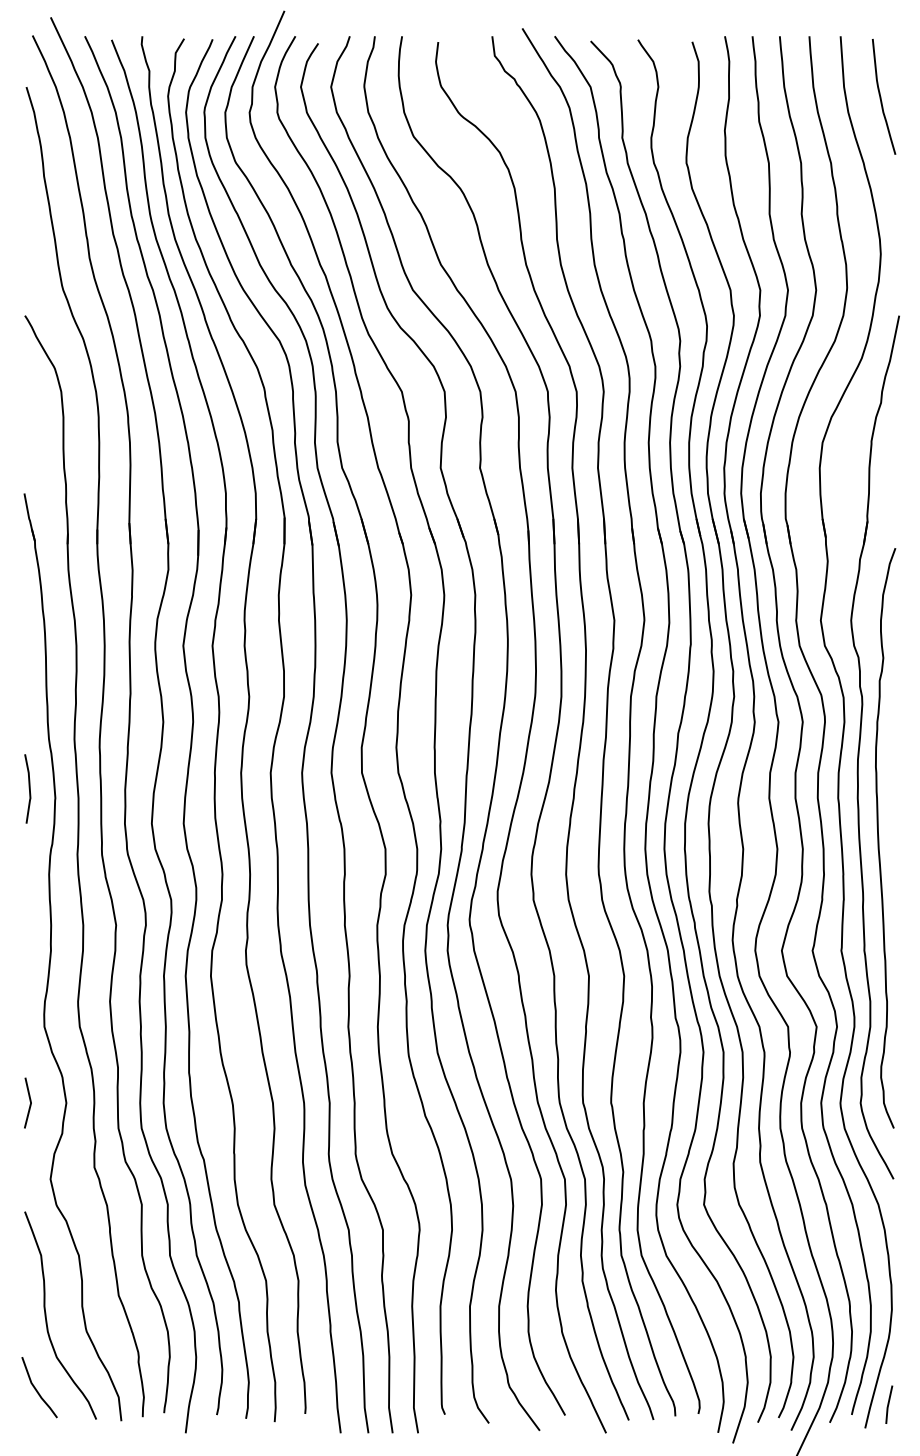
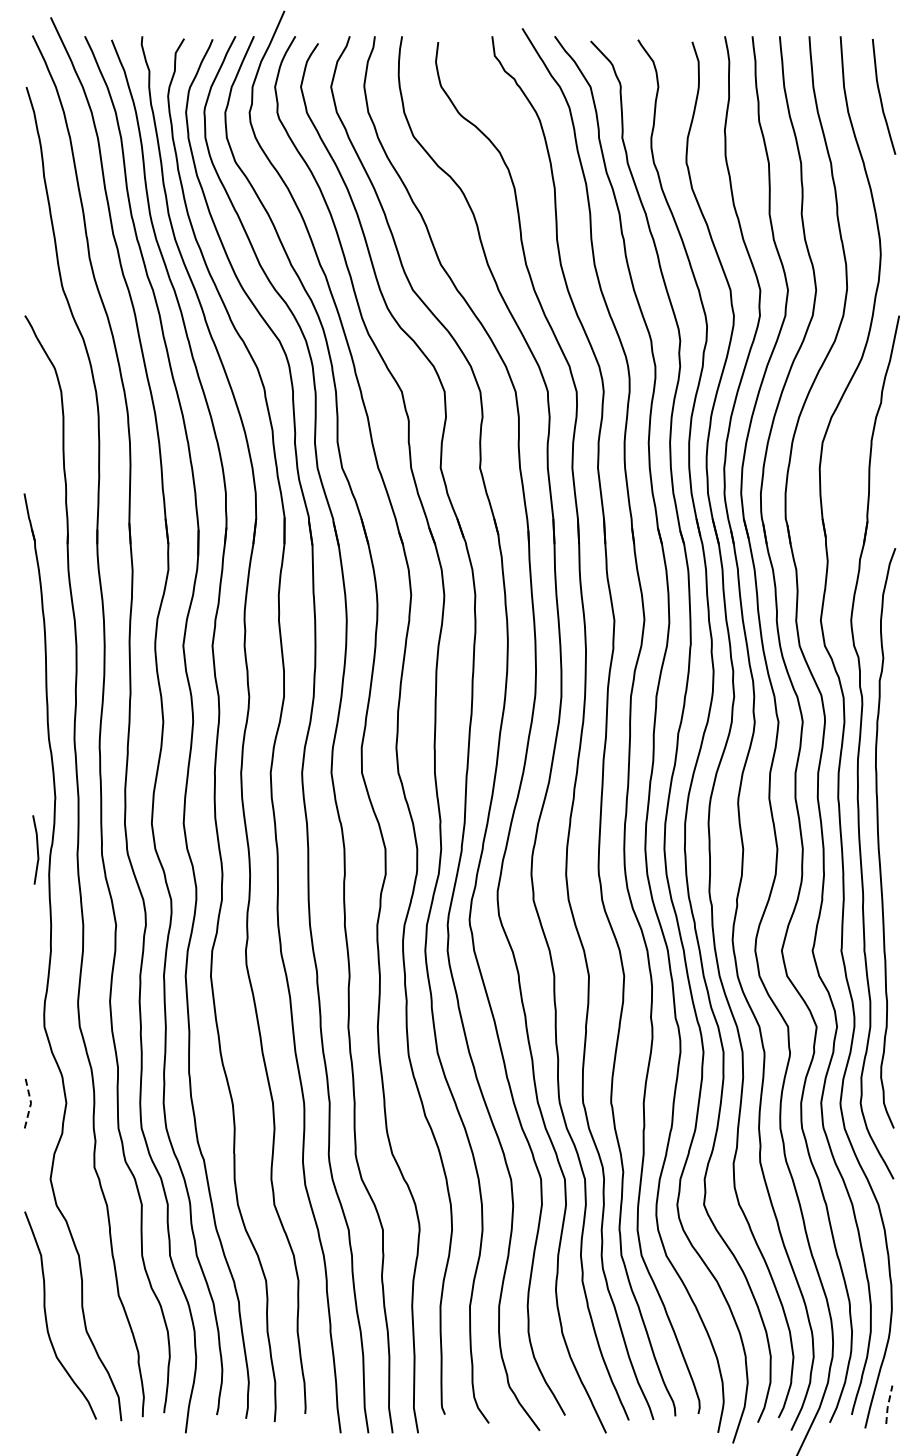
line position: (28, 788) -> (36, 849) (36, 849)
line: solid -> dashed (31, 1103)
line: present -> none (36, 1388)
line: solid -> dashed (888, 1404)
